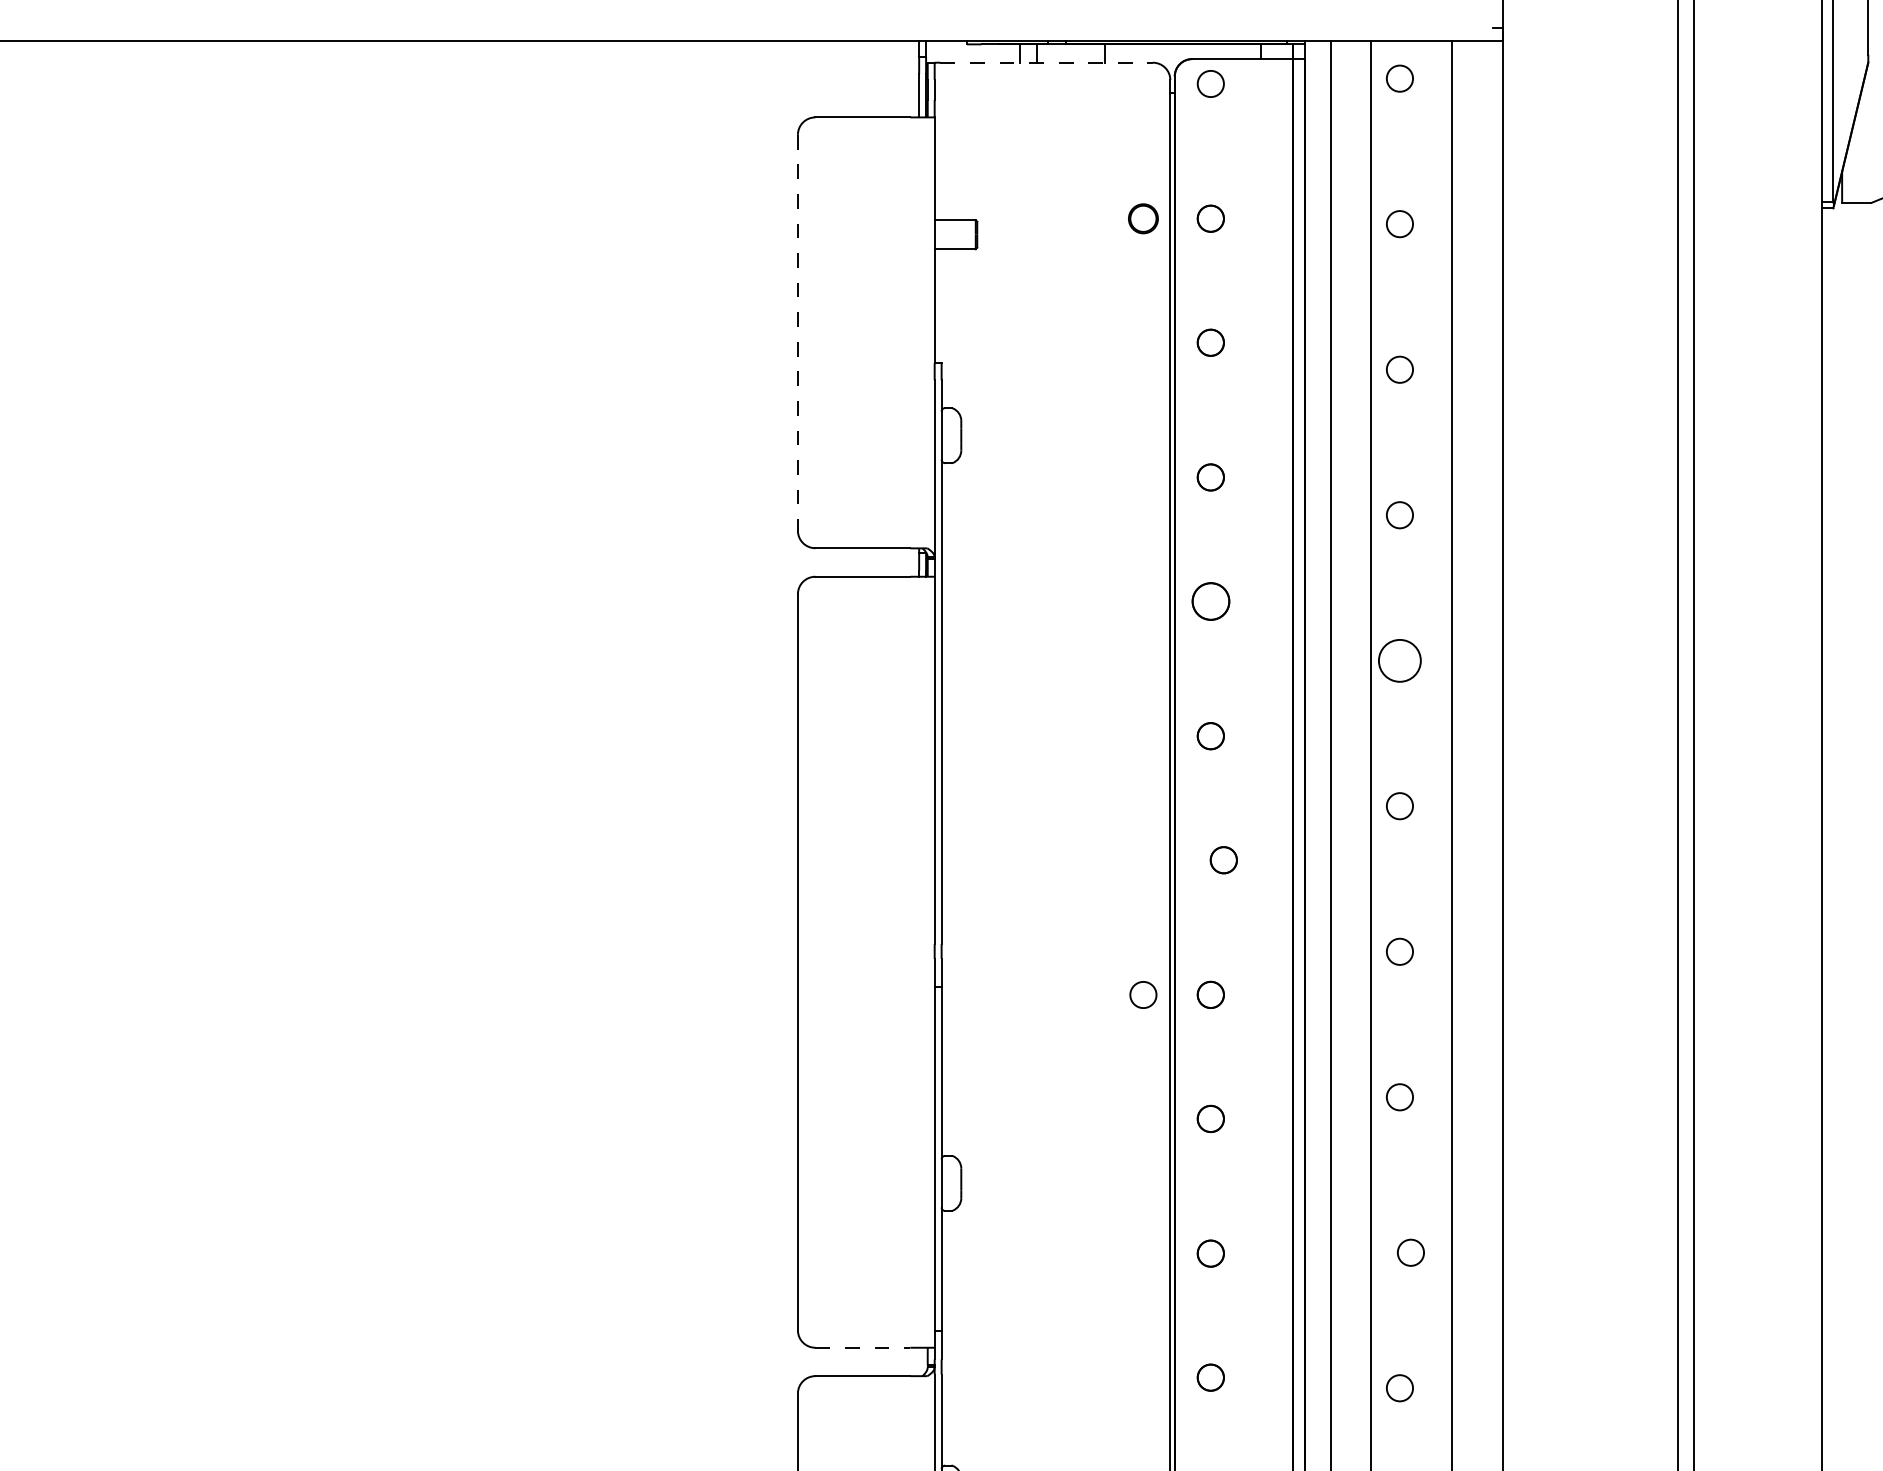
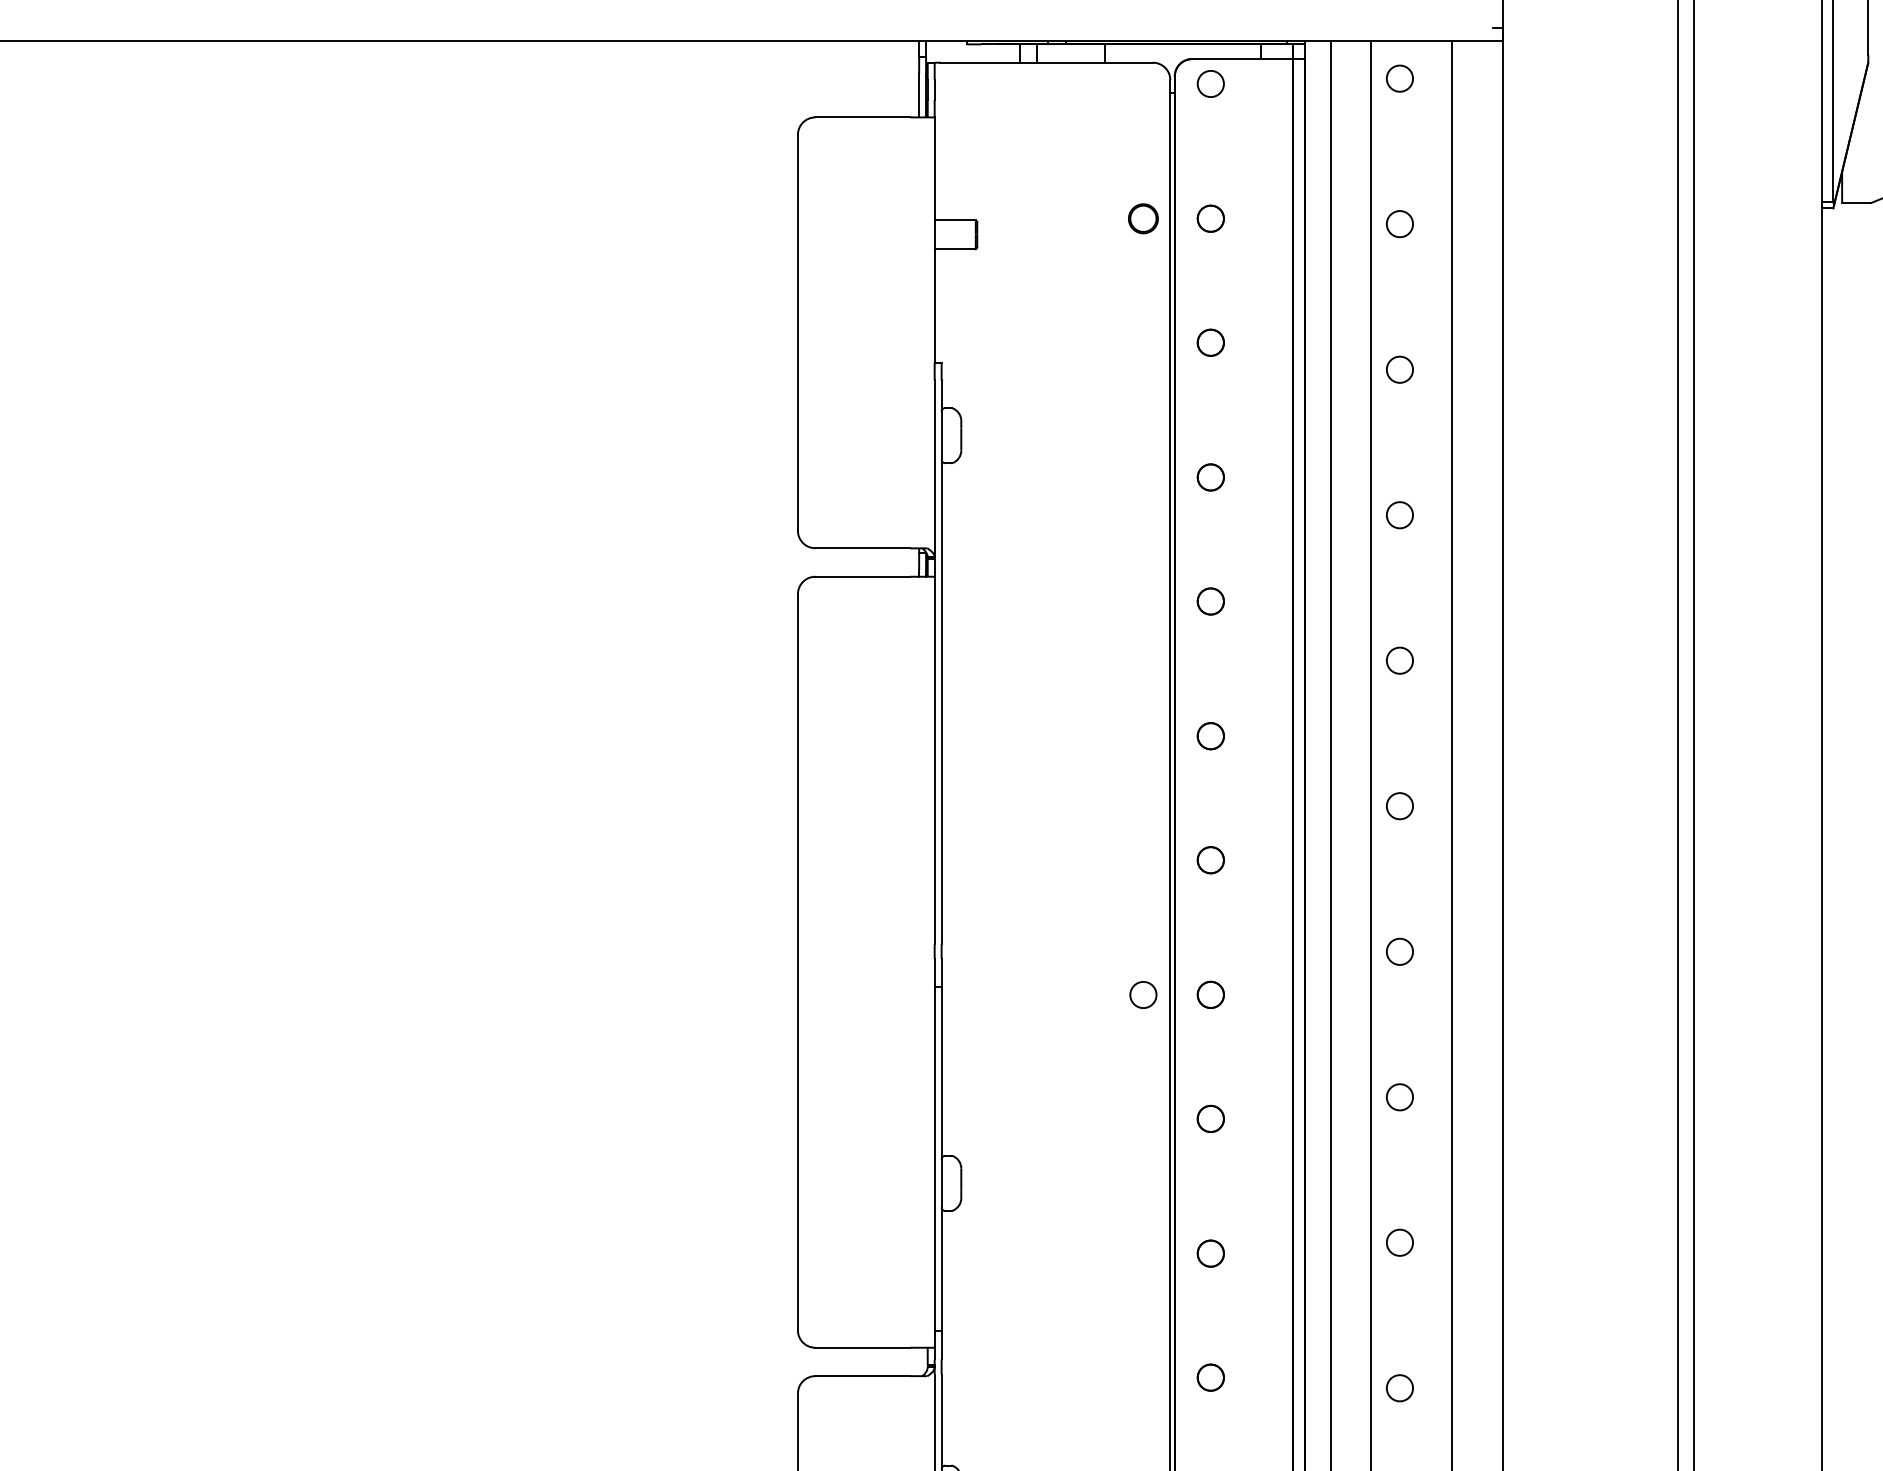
line: dashed -> solid (1047, 62)
line: dashed -> solid (797, 332)
circle size: 40x39 px -> 29x29 px (1210, 601)
circle size: 44x44 px -> 28x29 px (1399, 660)
circle position: (1223, 860) -> (1210, 860) (1210, 860)
circle position: (1410, 1252) -> (1399, 1242) (1399, 1242)
line: dashed -> solid (863, 1347)
